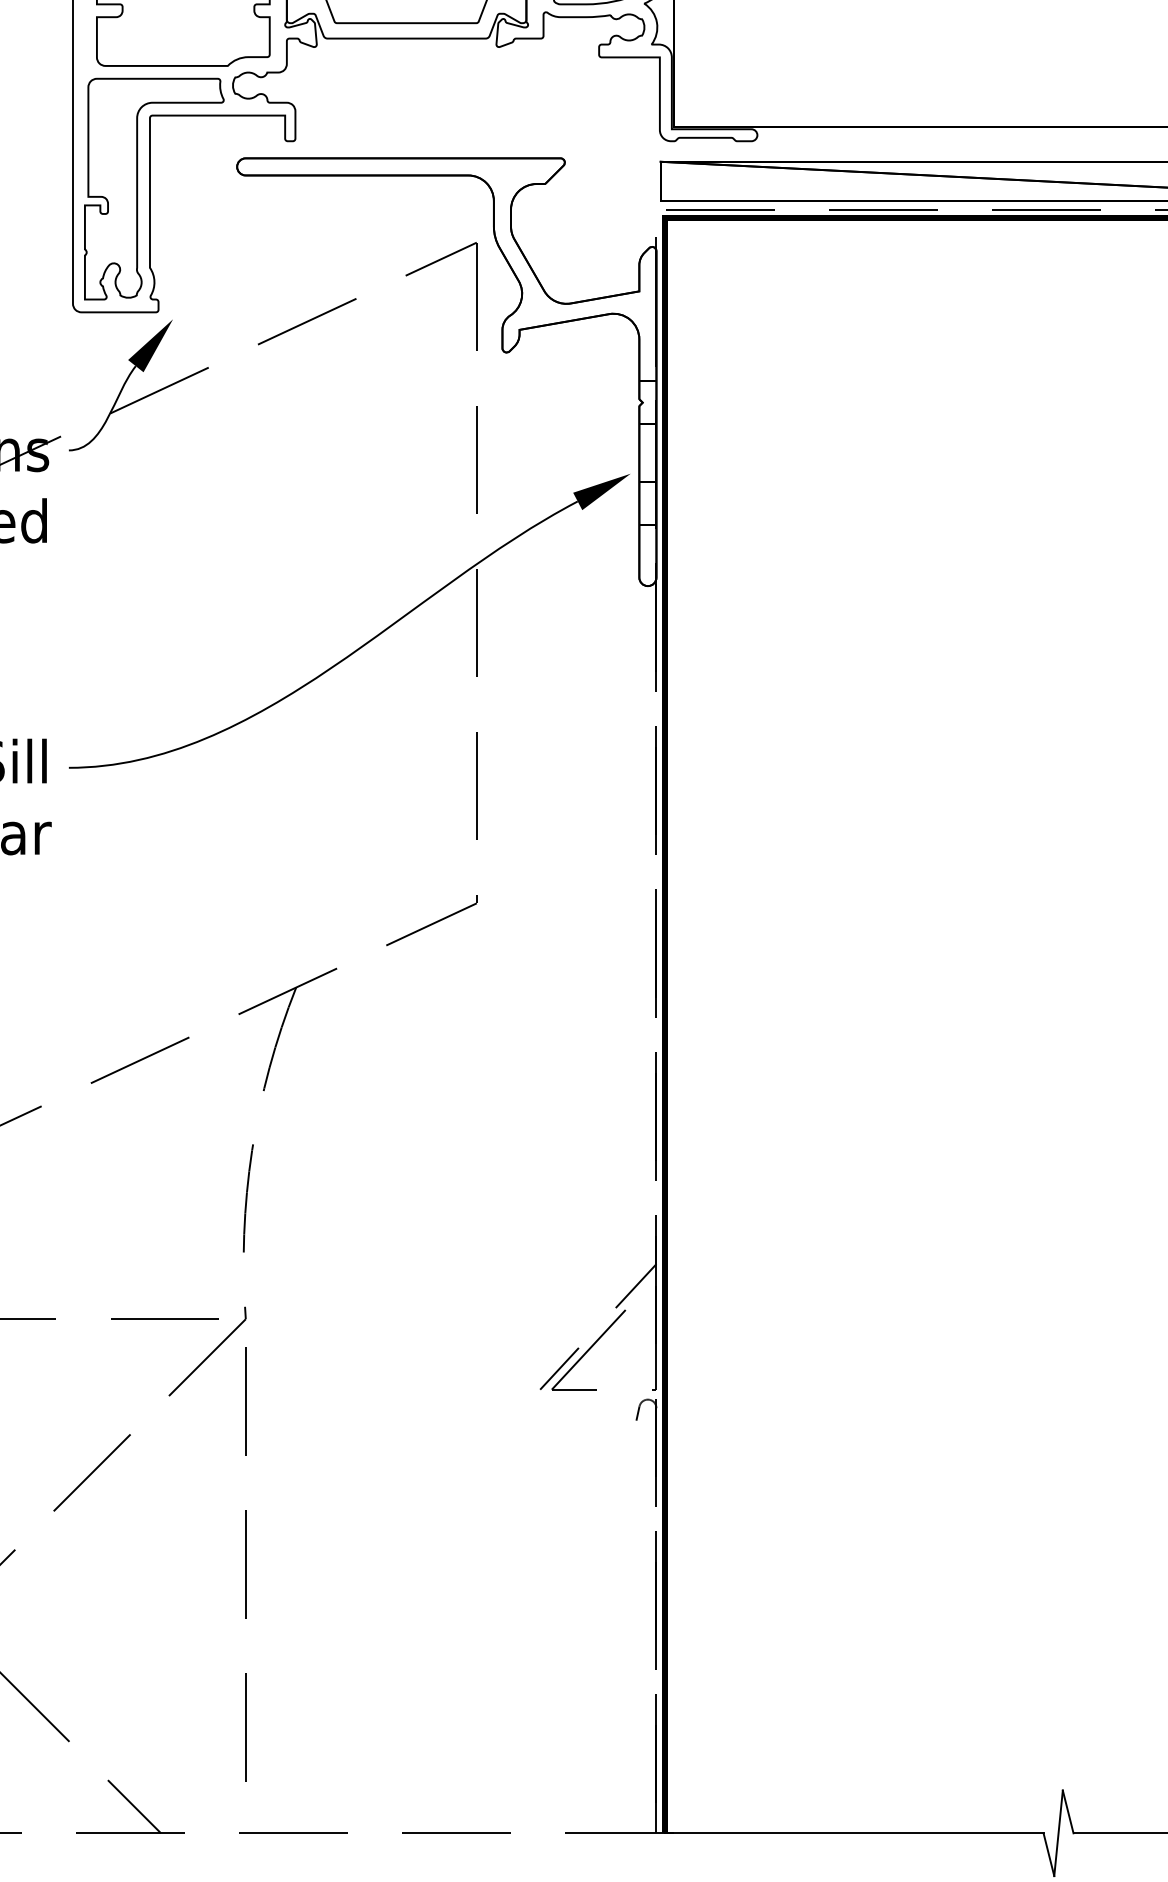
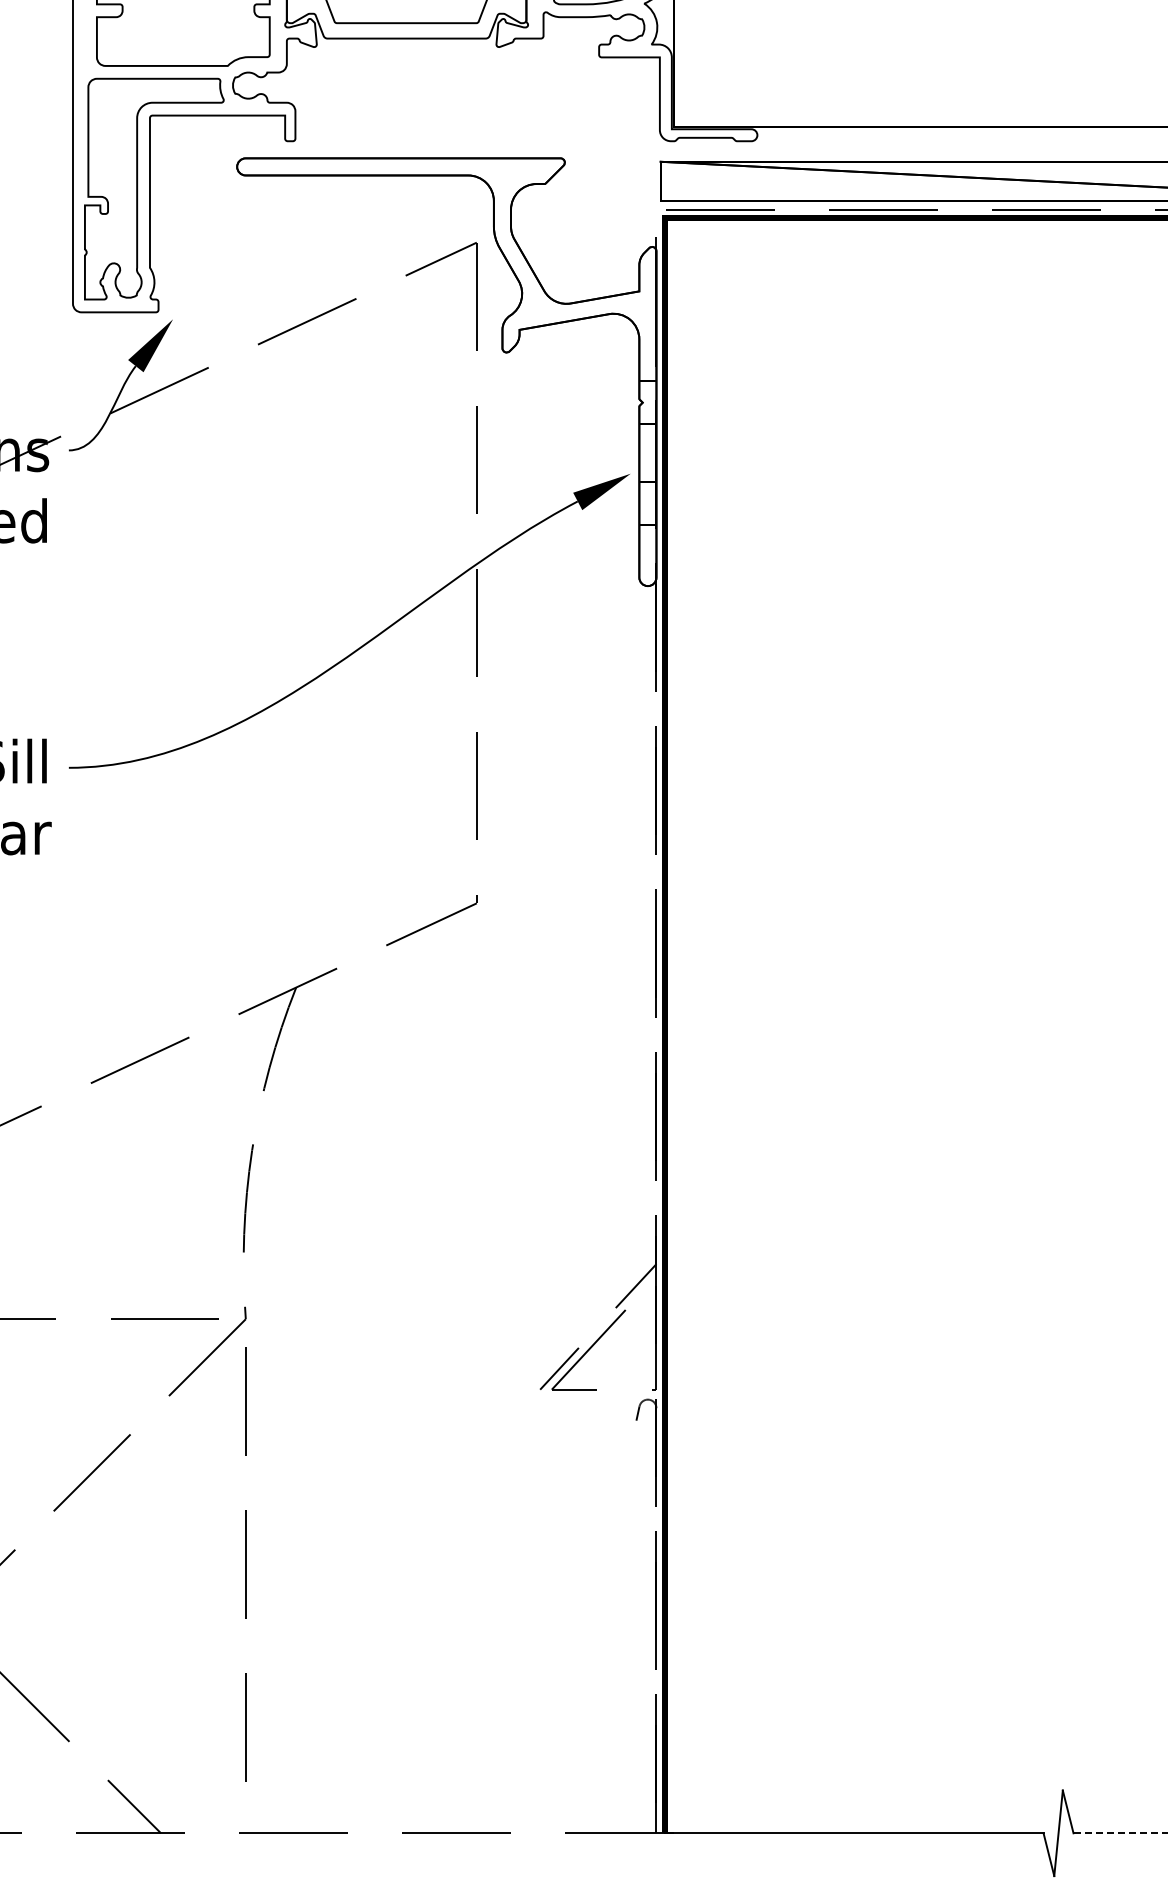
line: solid -> dashed (1120, 1833)
